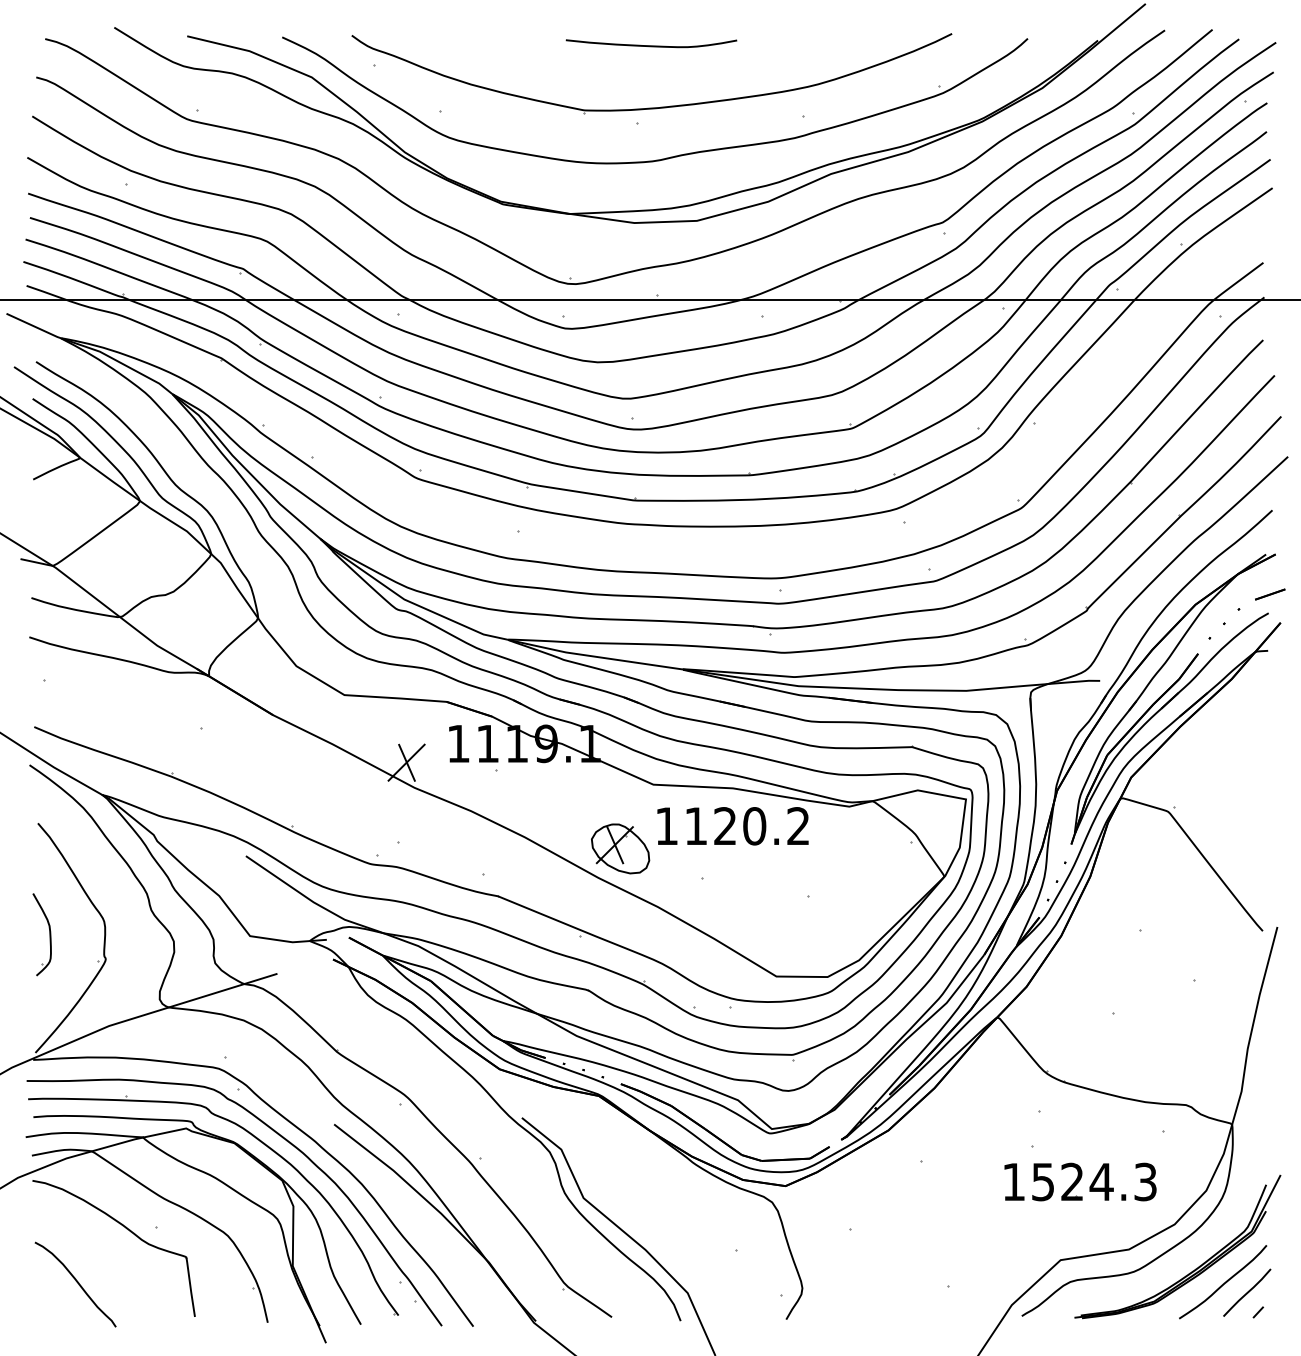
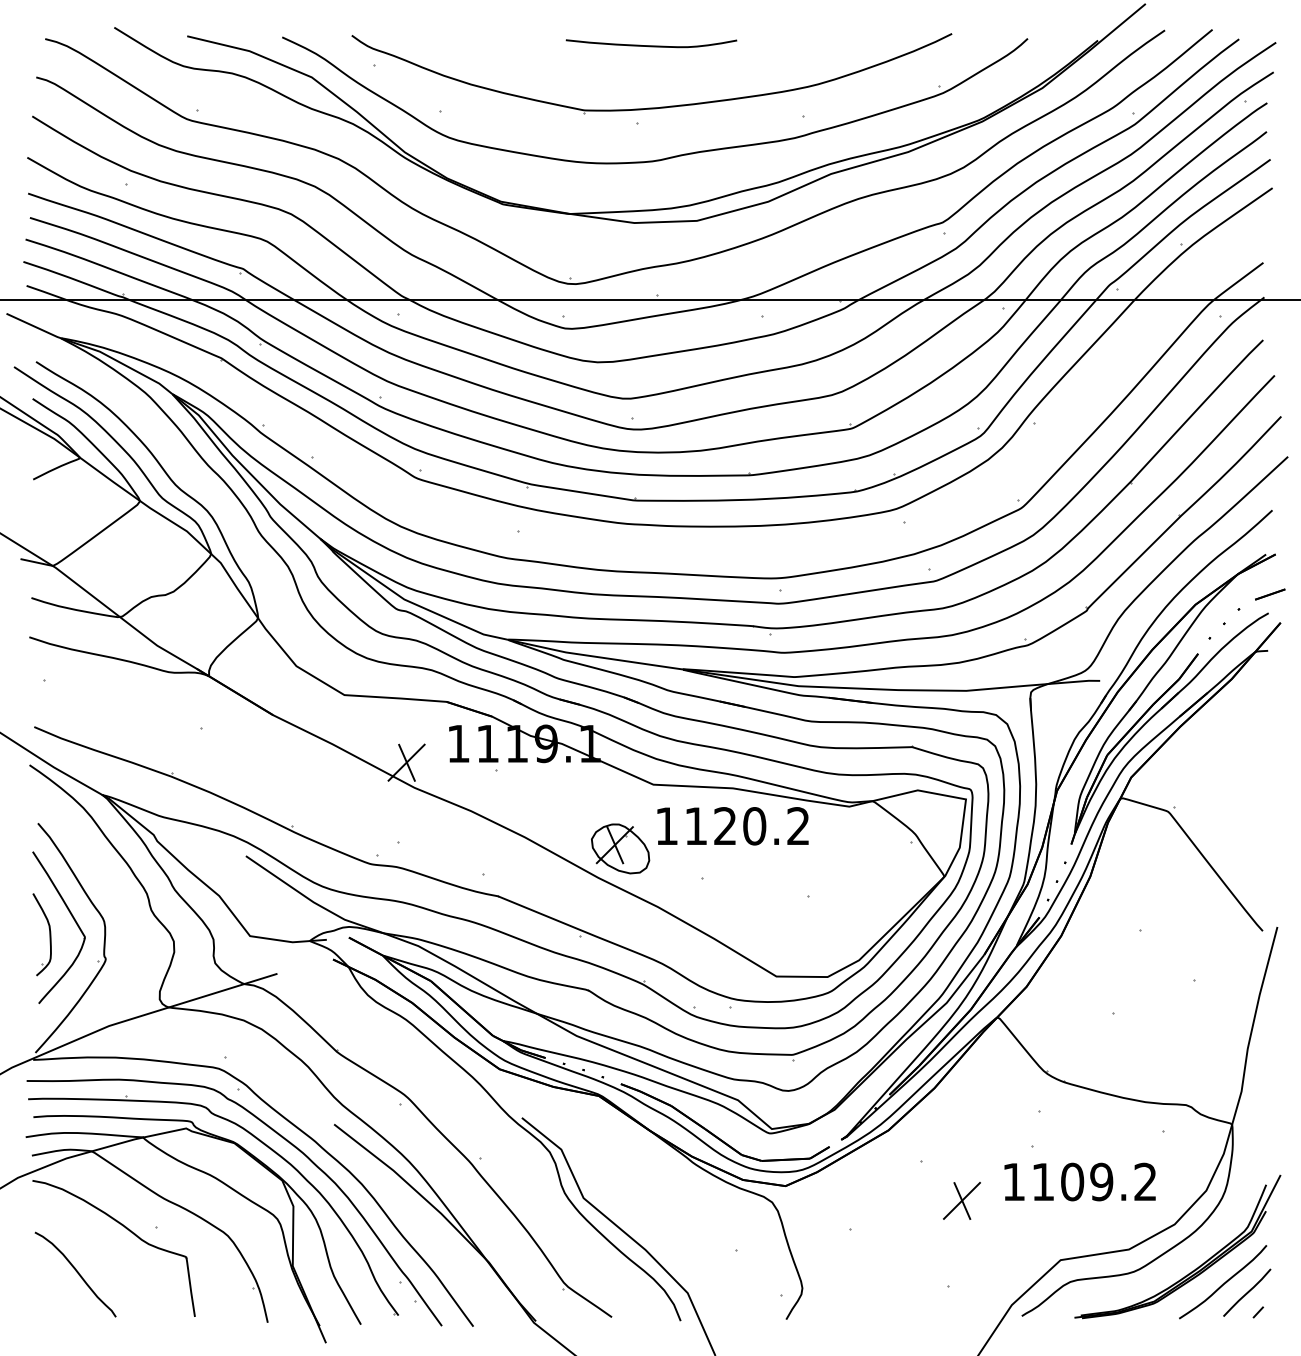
part: none -> present (72, 918)
text: 1524.3 -> 1109.2 (1094, 1181)
part: none -> present (961, 1200)
curve position: (76, 1282) -> (76, 1272) (76, 1272)
